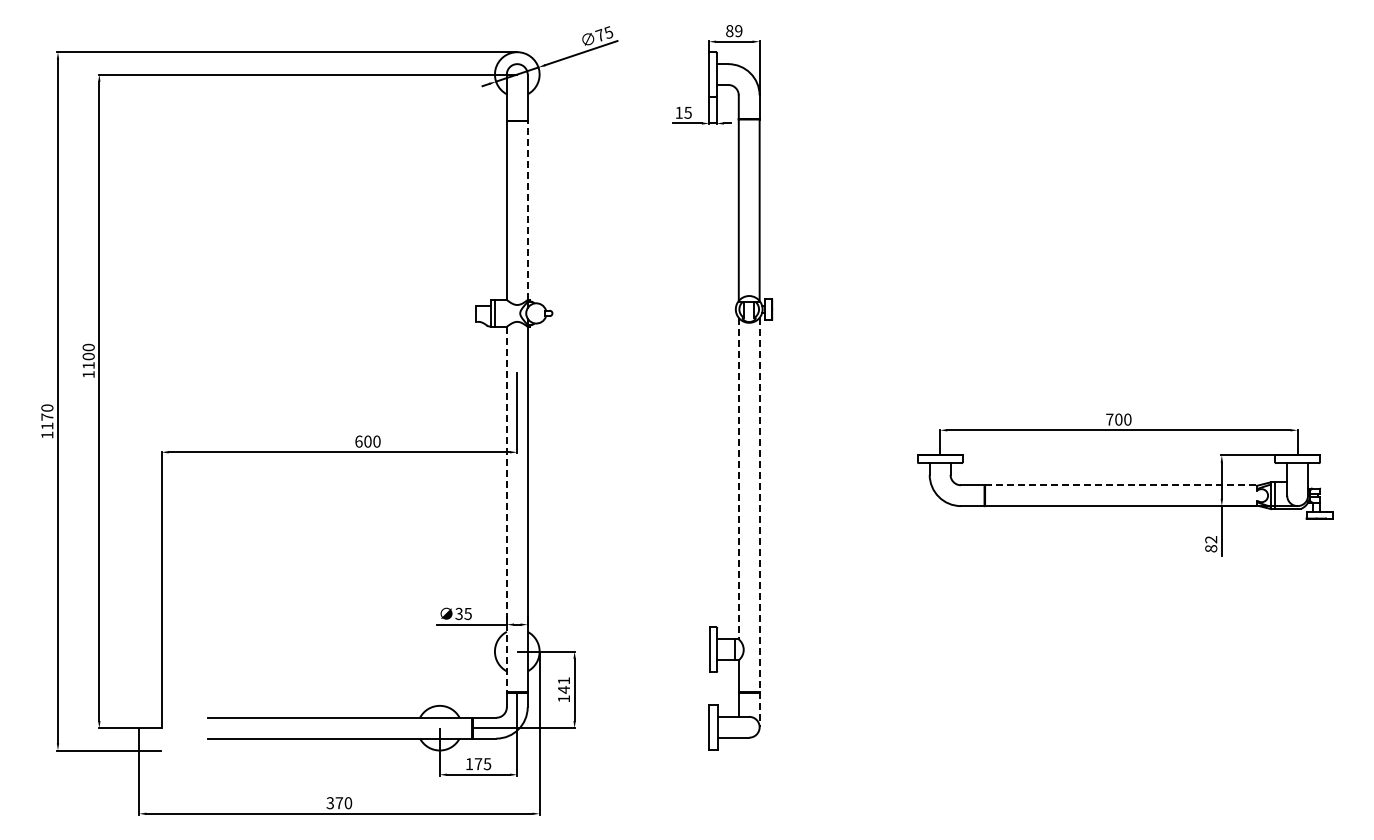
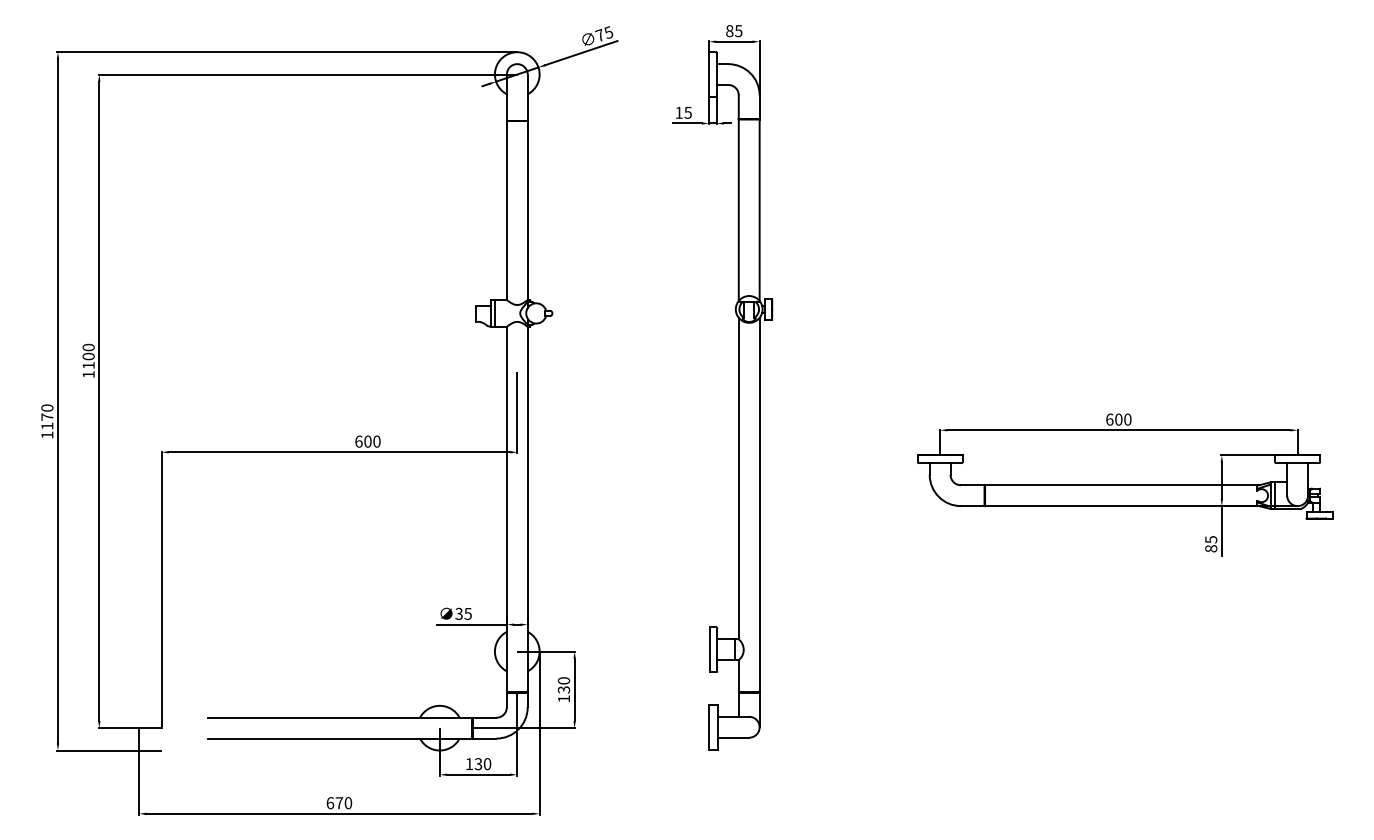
text: 89 -> 85 (738, 31)
line: dashed -> solid (527, 210)
text: 700 -> 600 (1109, 419)
line: dashed -> solid (738, 478)
line: dashed -> solid (1122, 485)
line: dashed -> solid (506, 509)
line: dashed -> solid (759, 522)
text: 82 -> 85 (1211, 539)
text: 141 -> 130 (563, 685)
text: 175 -> 130 (482, 764)
text: 370 -> 670 (330, 803)
